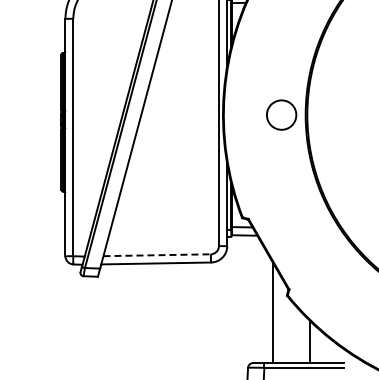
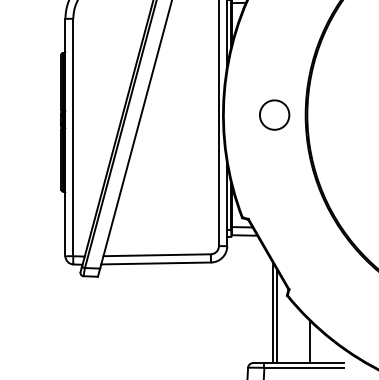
circle position: (281, 114) -> (274, 114) (274, 114)
line: dashed -> solid (157, 255)
line: none -> present (277, 316)
